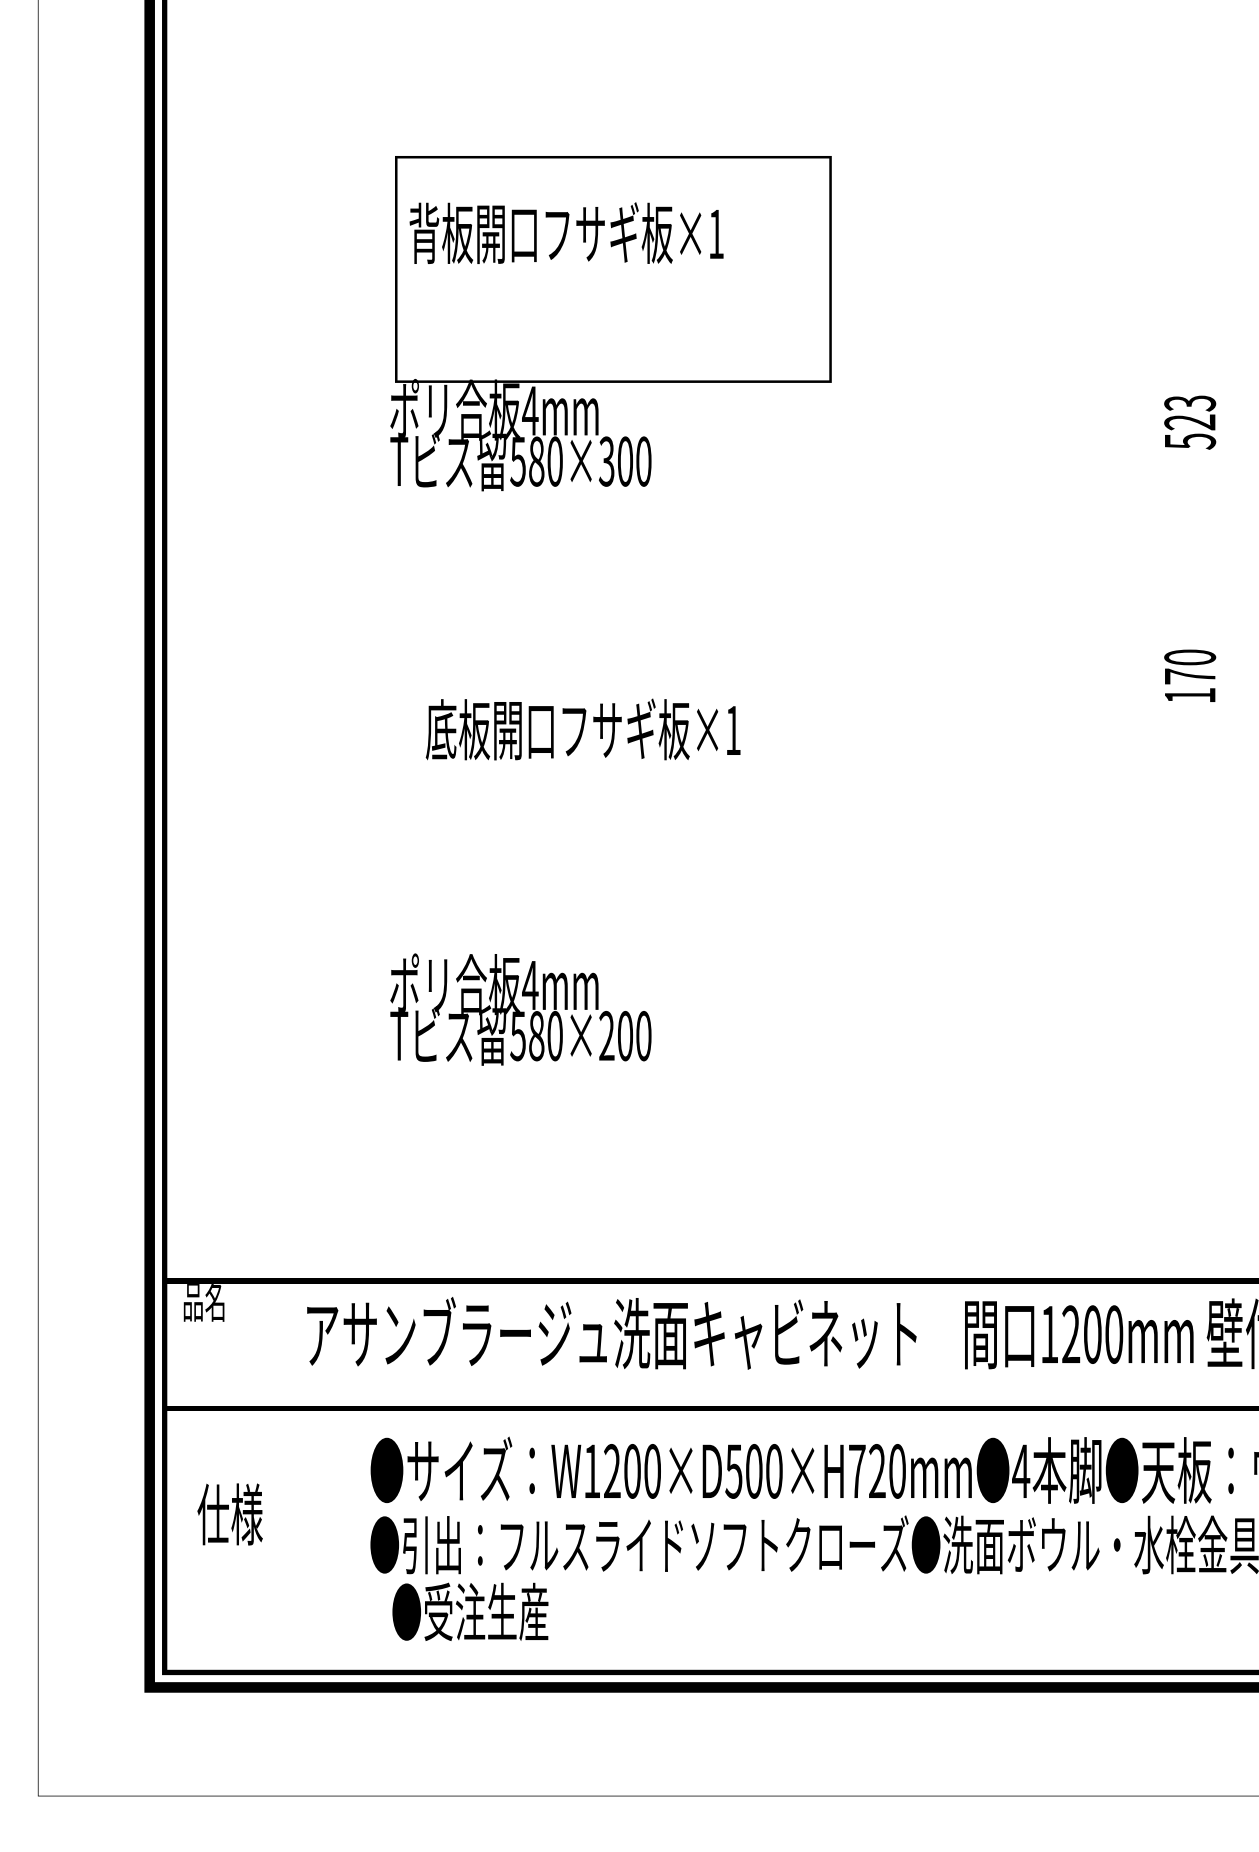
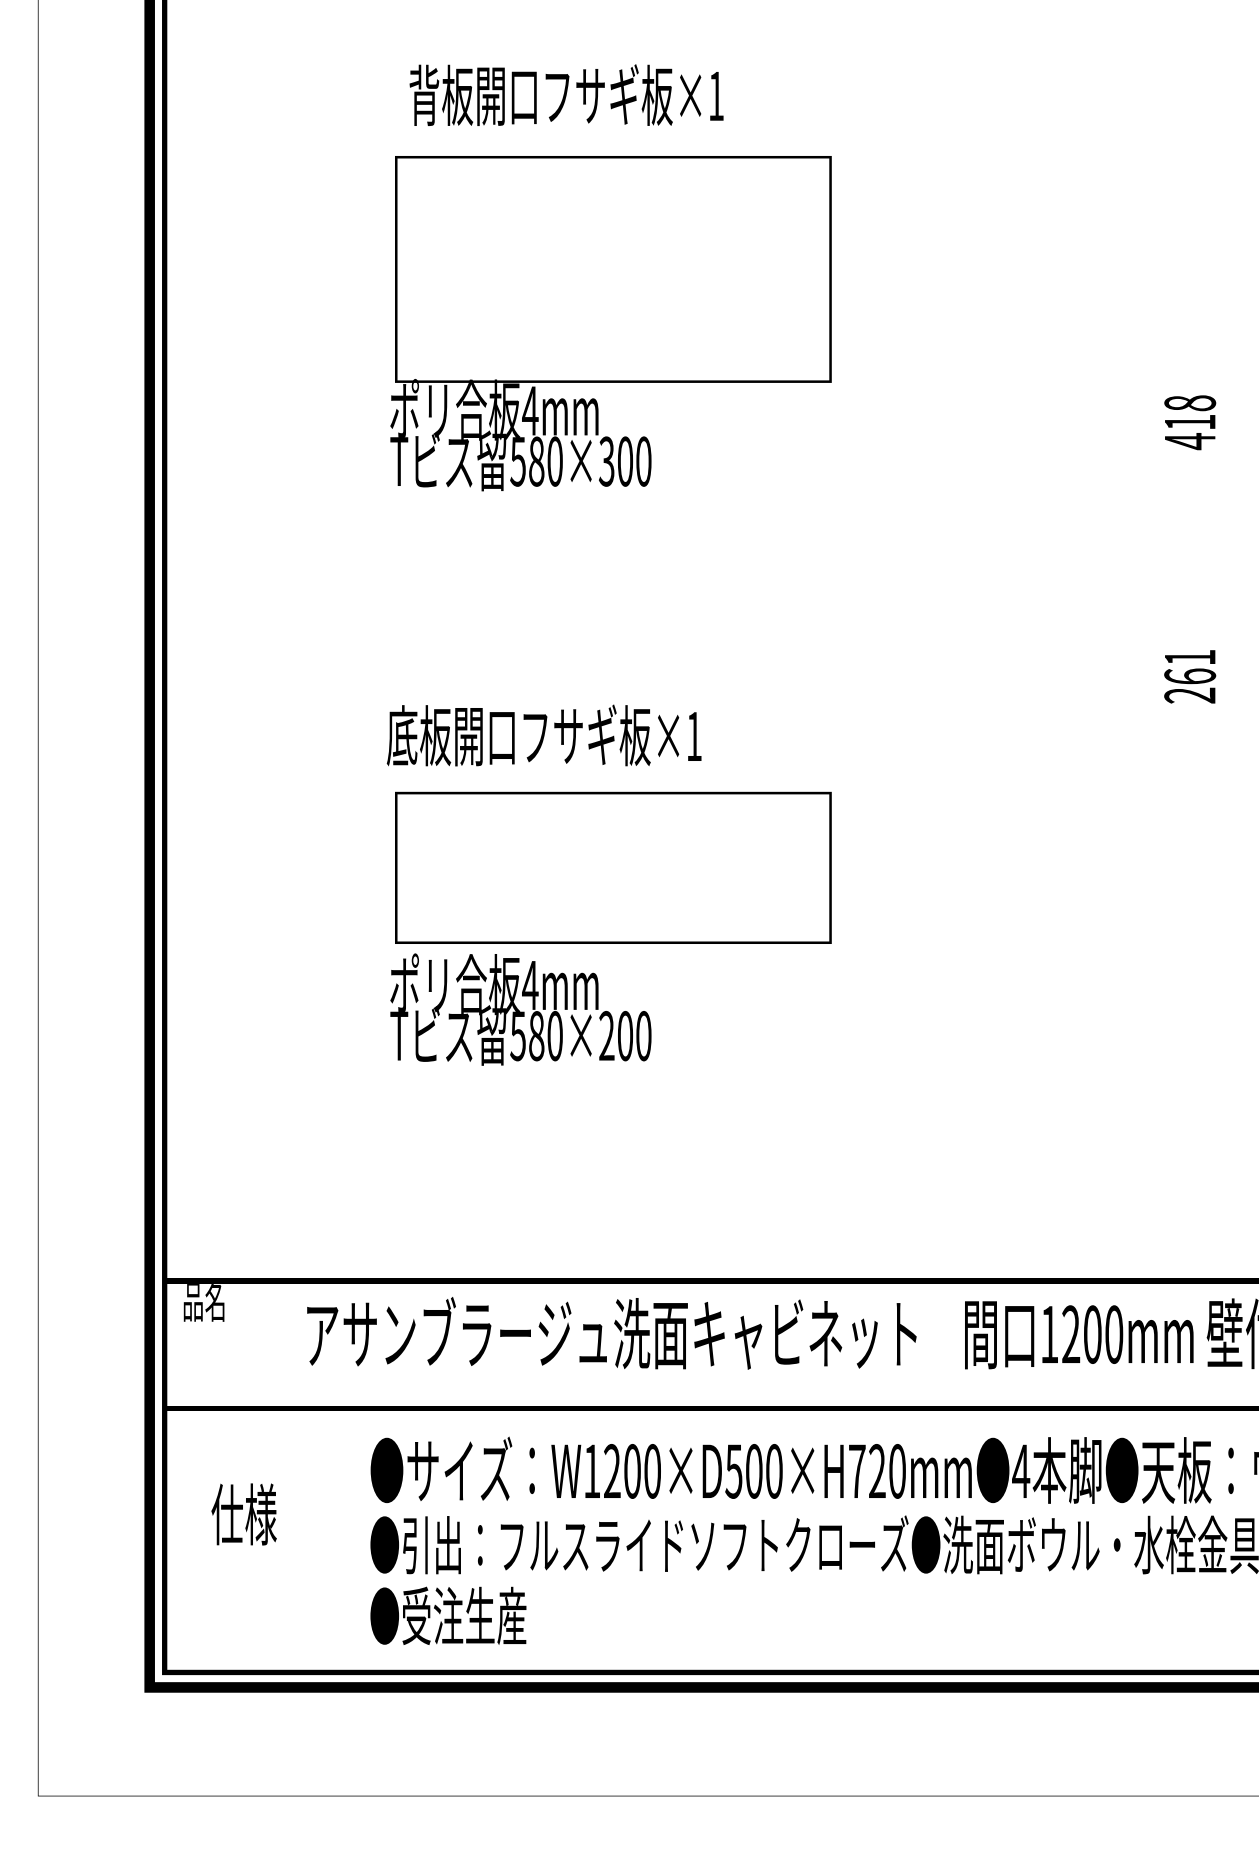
text position: (566, 232) -> (566, 94) (566, 94)
text: 523 -> 418 (1190, 422)
text: 170 -> 261 (1190, 676)
text position: (582, 729) -> (543, 735) (543, 735)
part: none -> present (613, 867)
text position: (229, 1514) -> (243, 1514) (243, 1514)
text position: (470, 1611) -> (448, 1615) (448, 1615)
